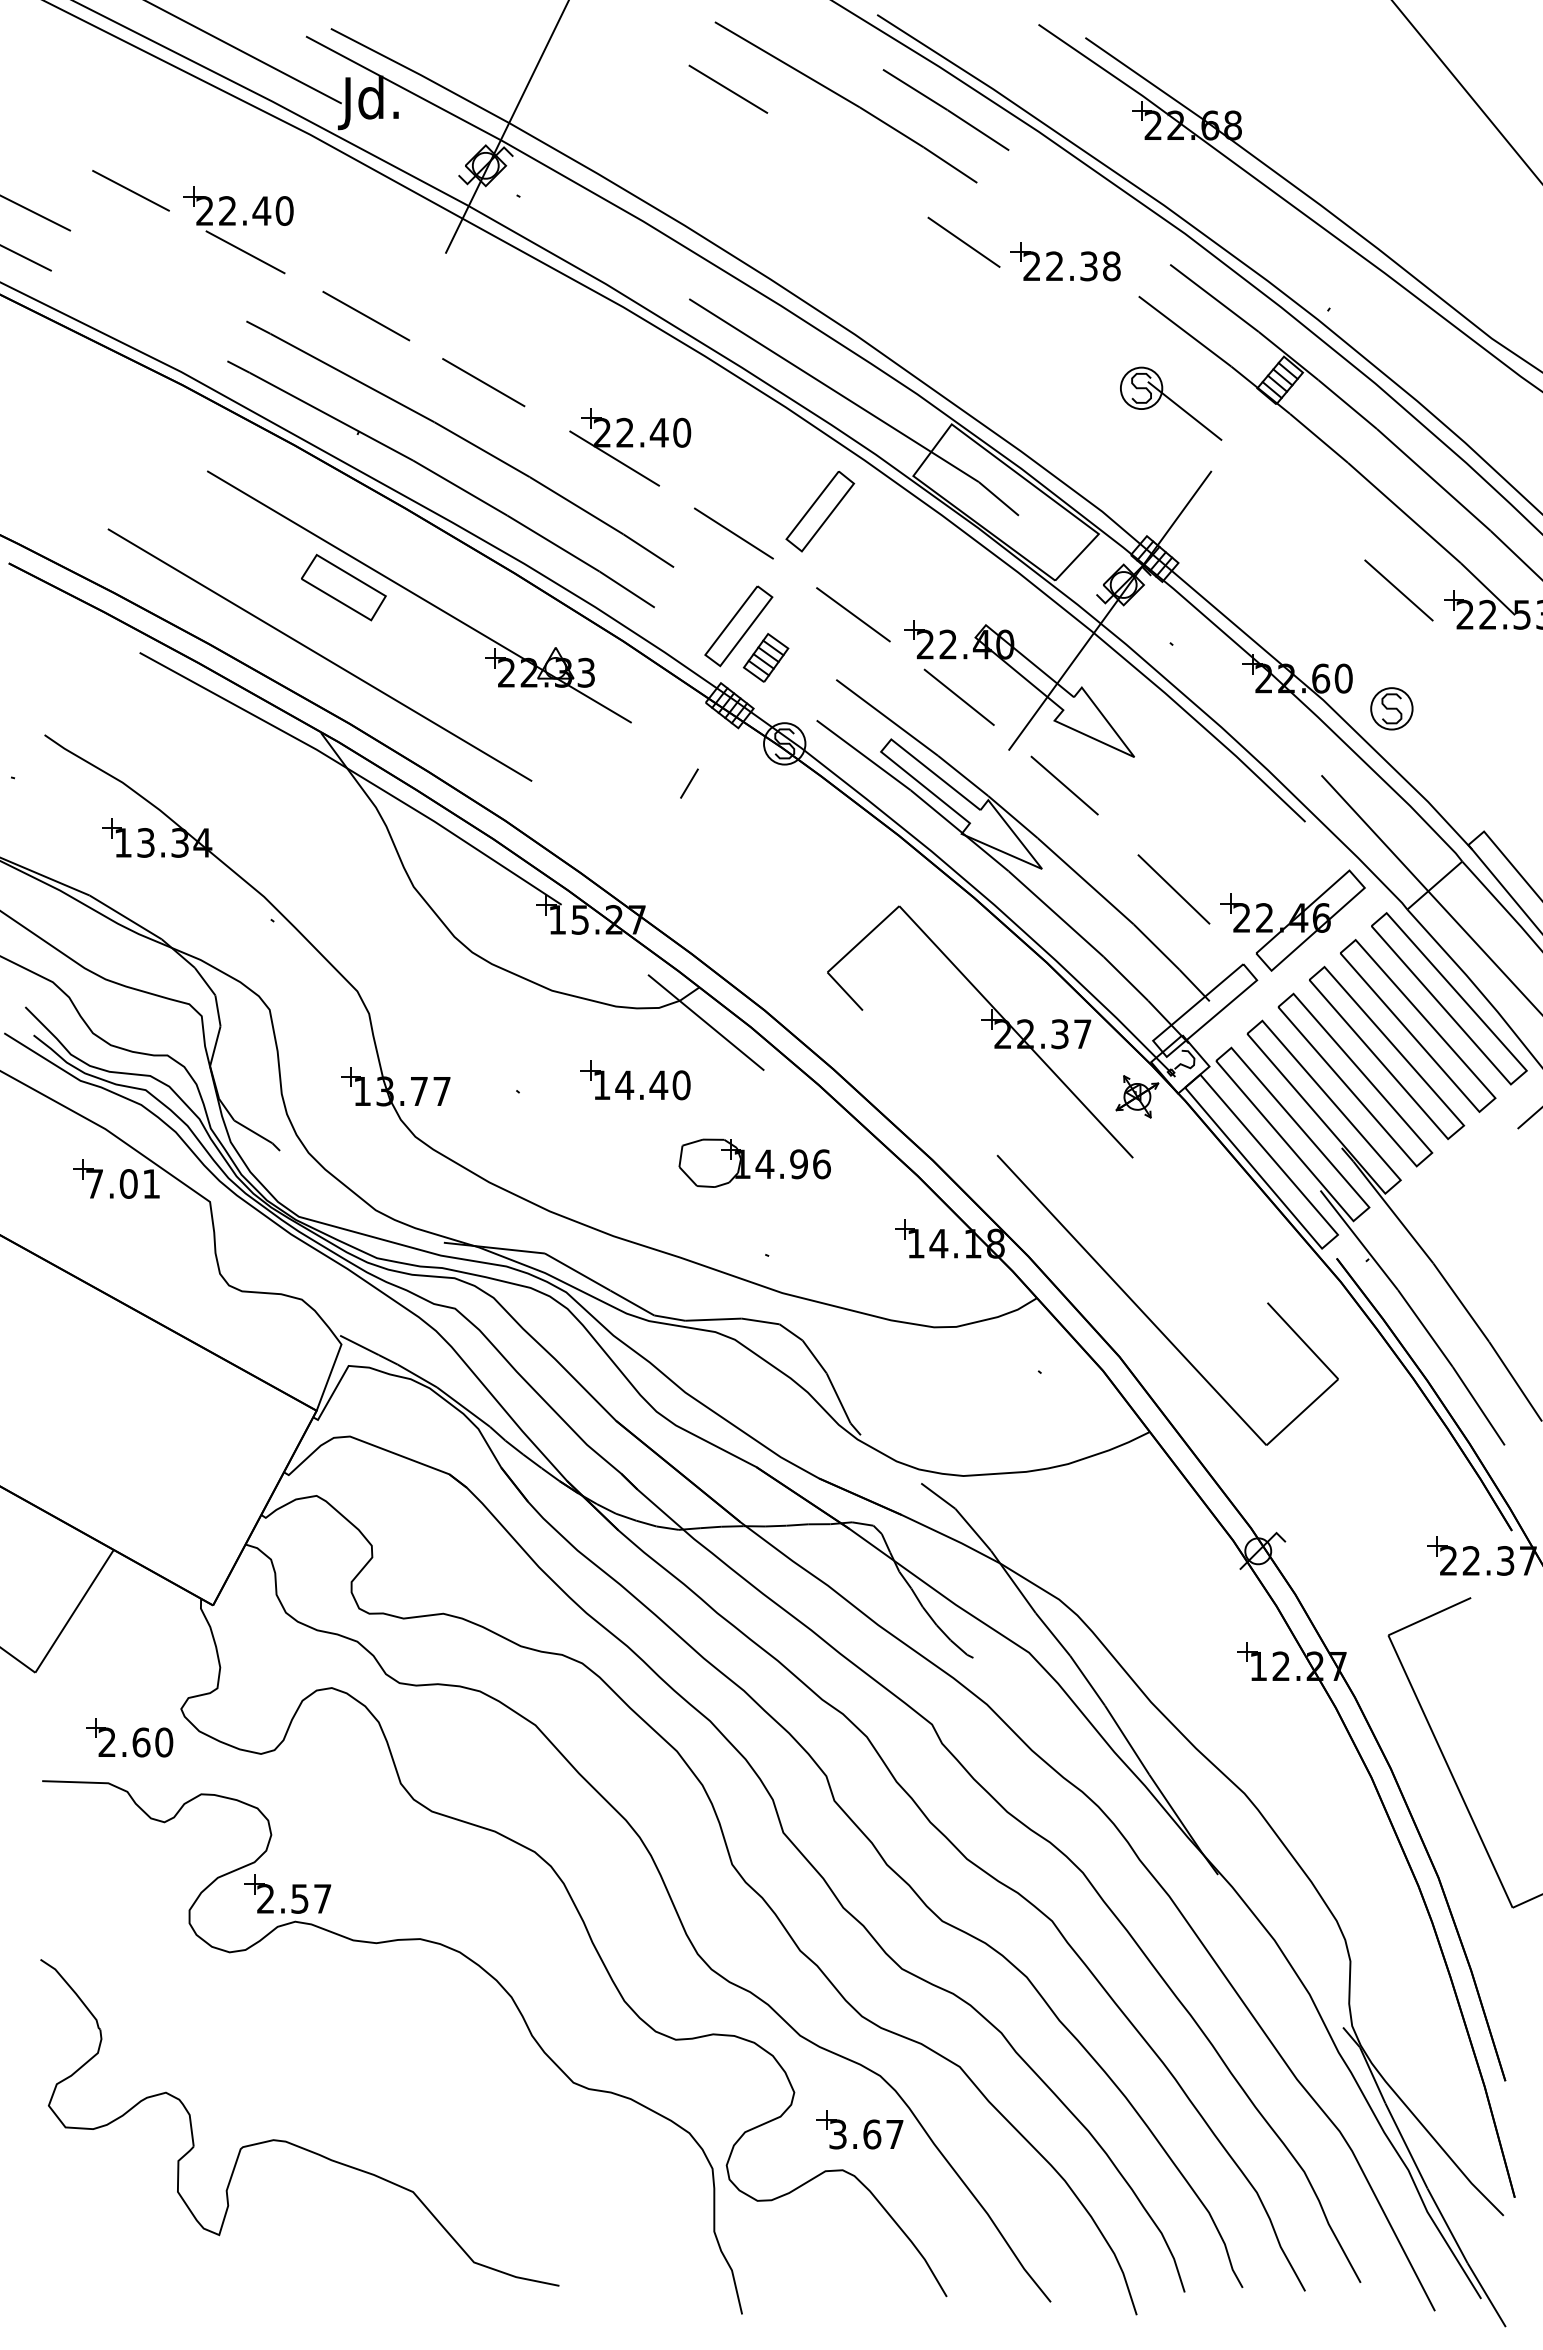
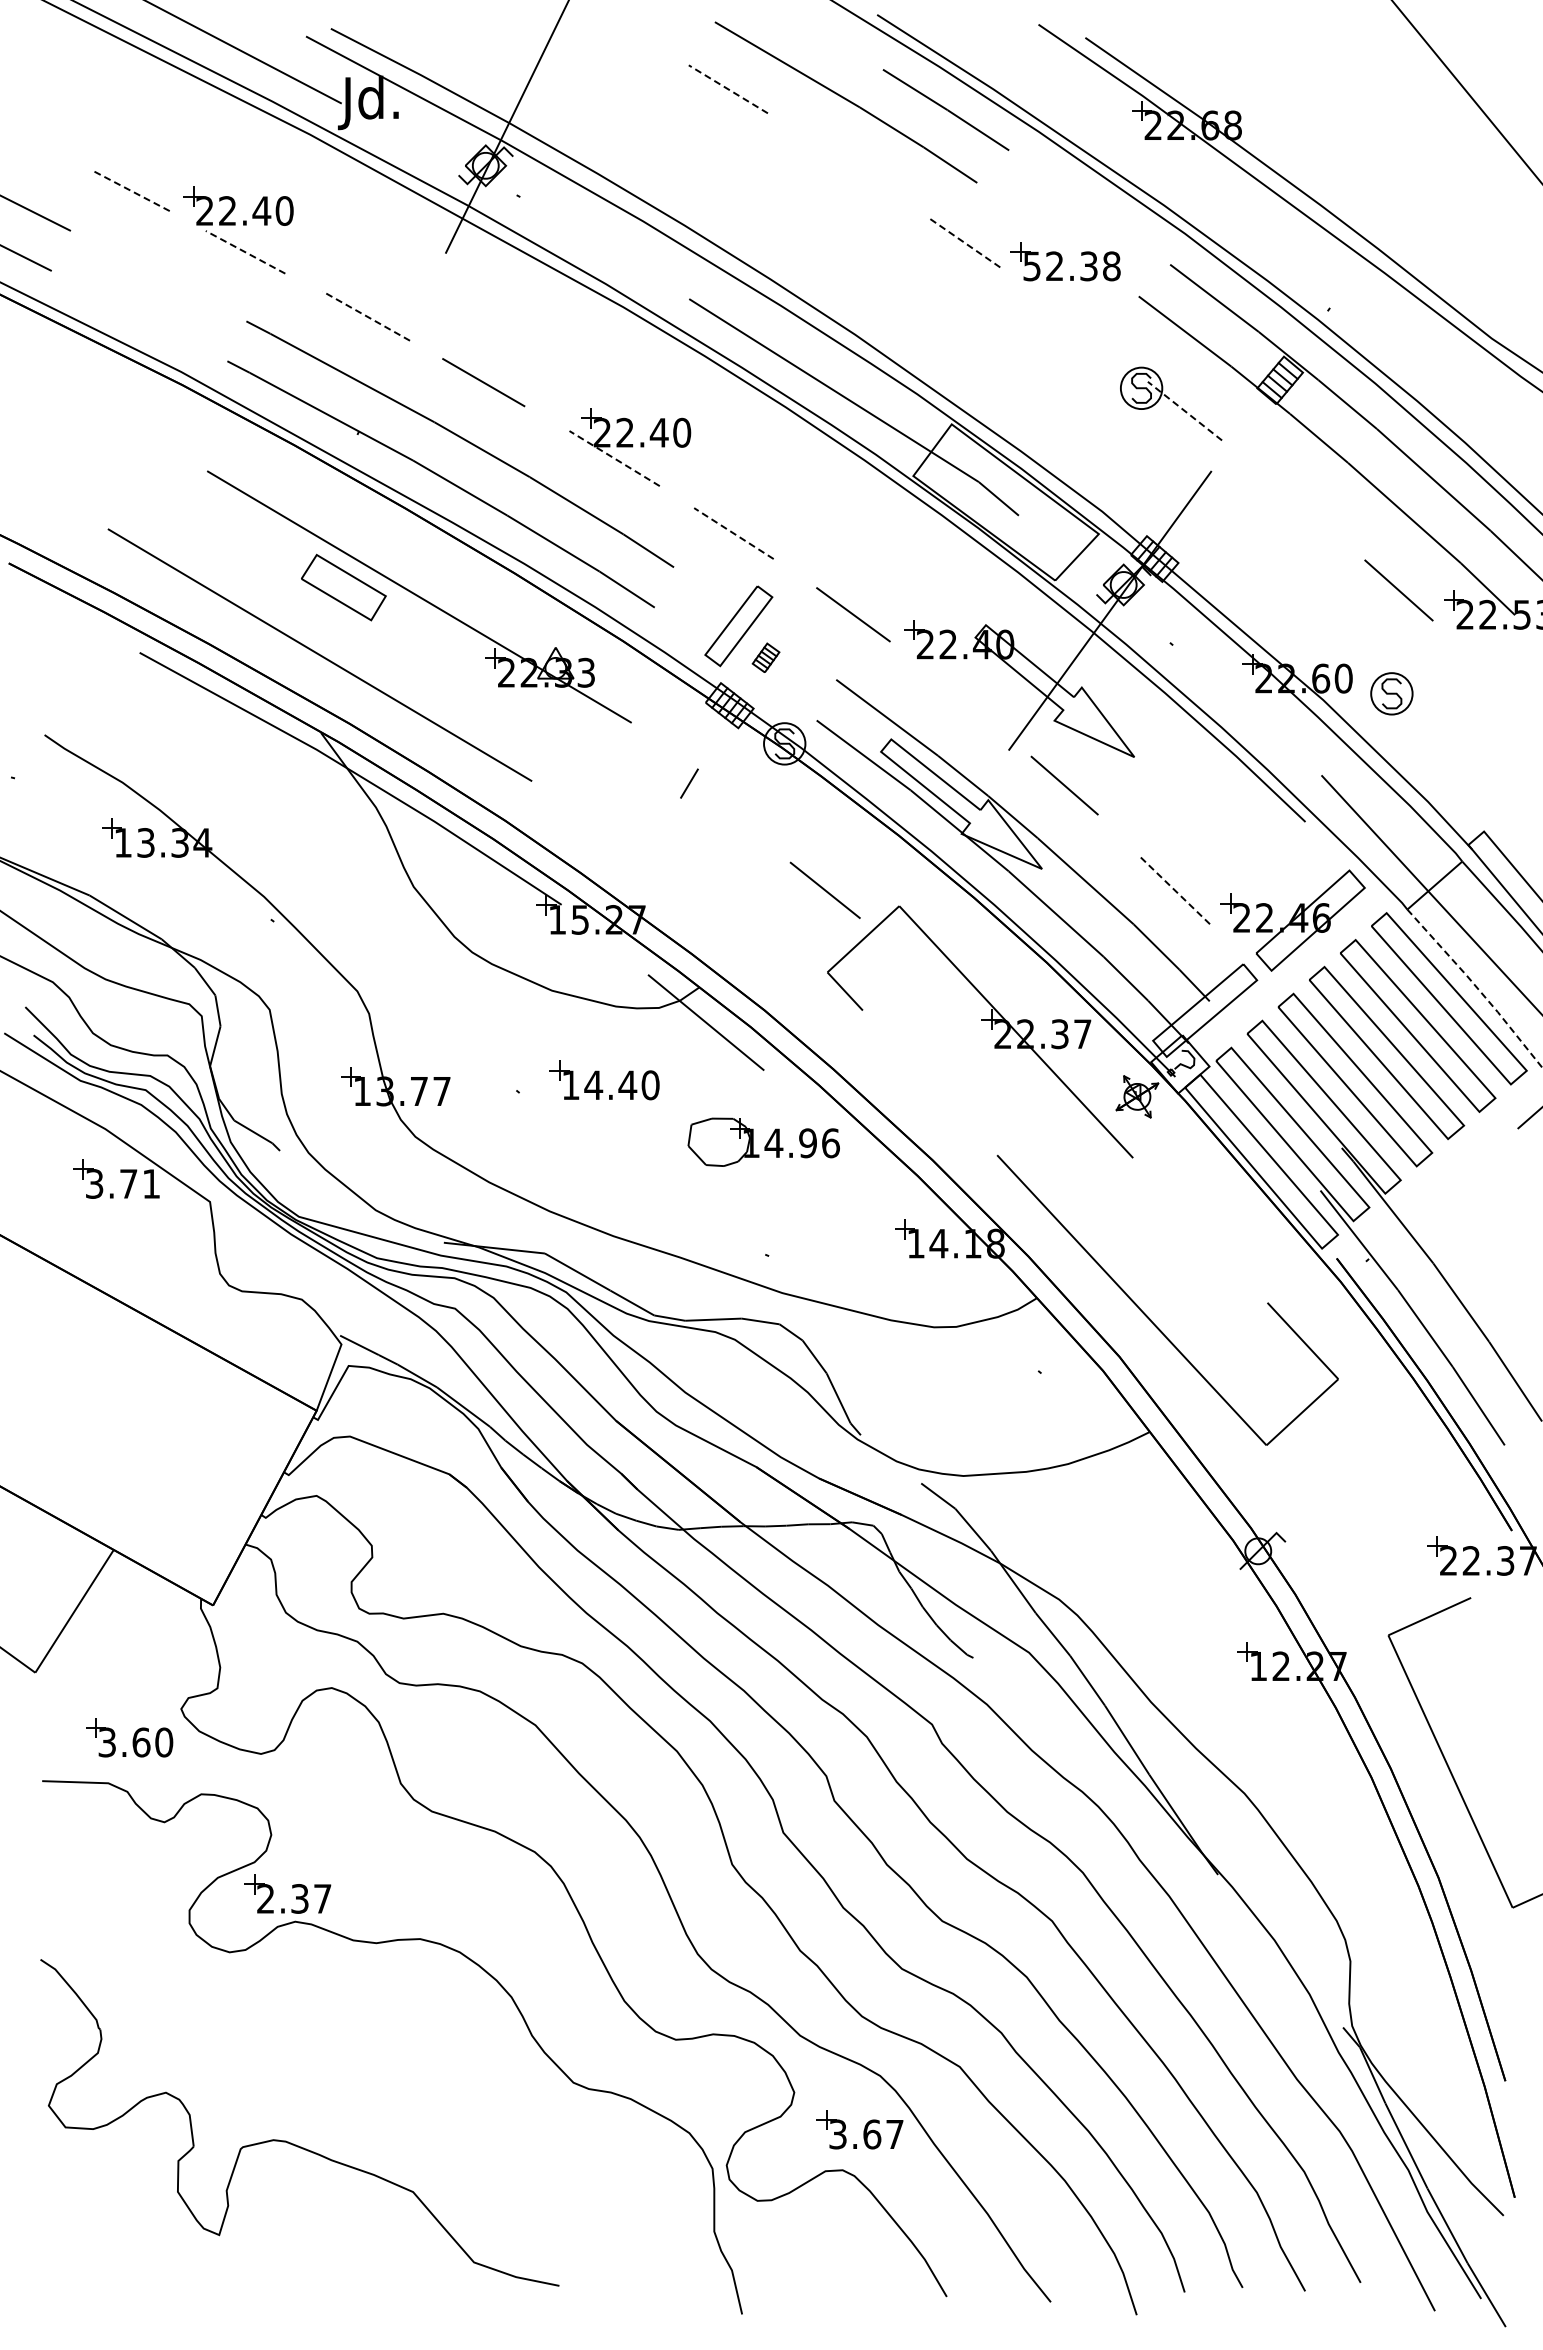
line: solid -> dashed (727, 89)
line: solid -> dashed (131, 190)
line: solid -> dashed (963, 242)
line: solid -> dashed (245, 252)
text: 22.38 -> 52.38 (1031, 266)
line: solid -> dashed (365, 315)
line: solid -> dashed (1184, 410)
line: solid -> dashed (614, 458)
part: present -> none (820, 511)
line: solid -> dashed (733, 533)
part size: 48x50 px -> 30x31 px (765, 657)
line position: (958, 696) -> (824, 889) (824, 889)
part position: (1391, 708) -> (1391, 693) (1391, 693)
line: solid -> dashed (1173, 889)
line: solid -> dashed (1476, 987)
part position: (635, 1080) -> (604, 1080) (604, 1080)
part position: (754, 1162) -> (763, 1141) (763, 1141)
text: 7.01 -> 3.71 (111, 1183)
text: 2.60 -> 3.60 (106, 1742)
text: 2.57 -> 2.37 (300, 1898)
